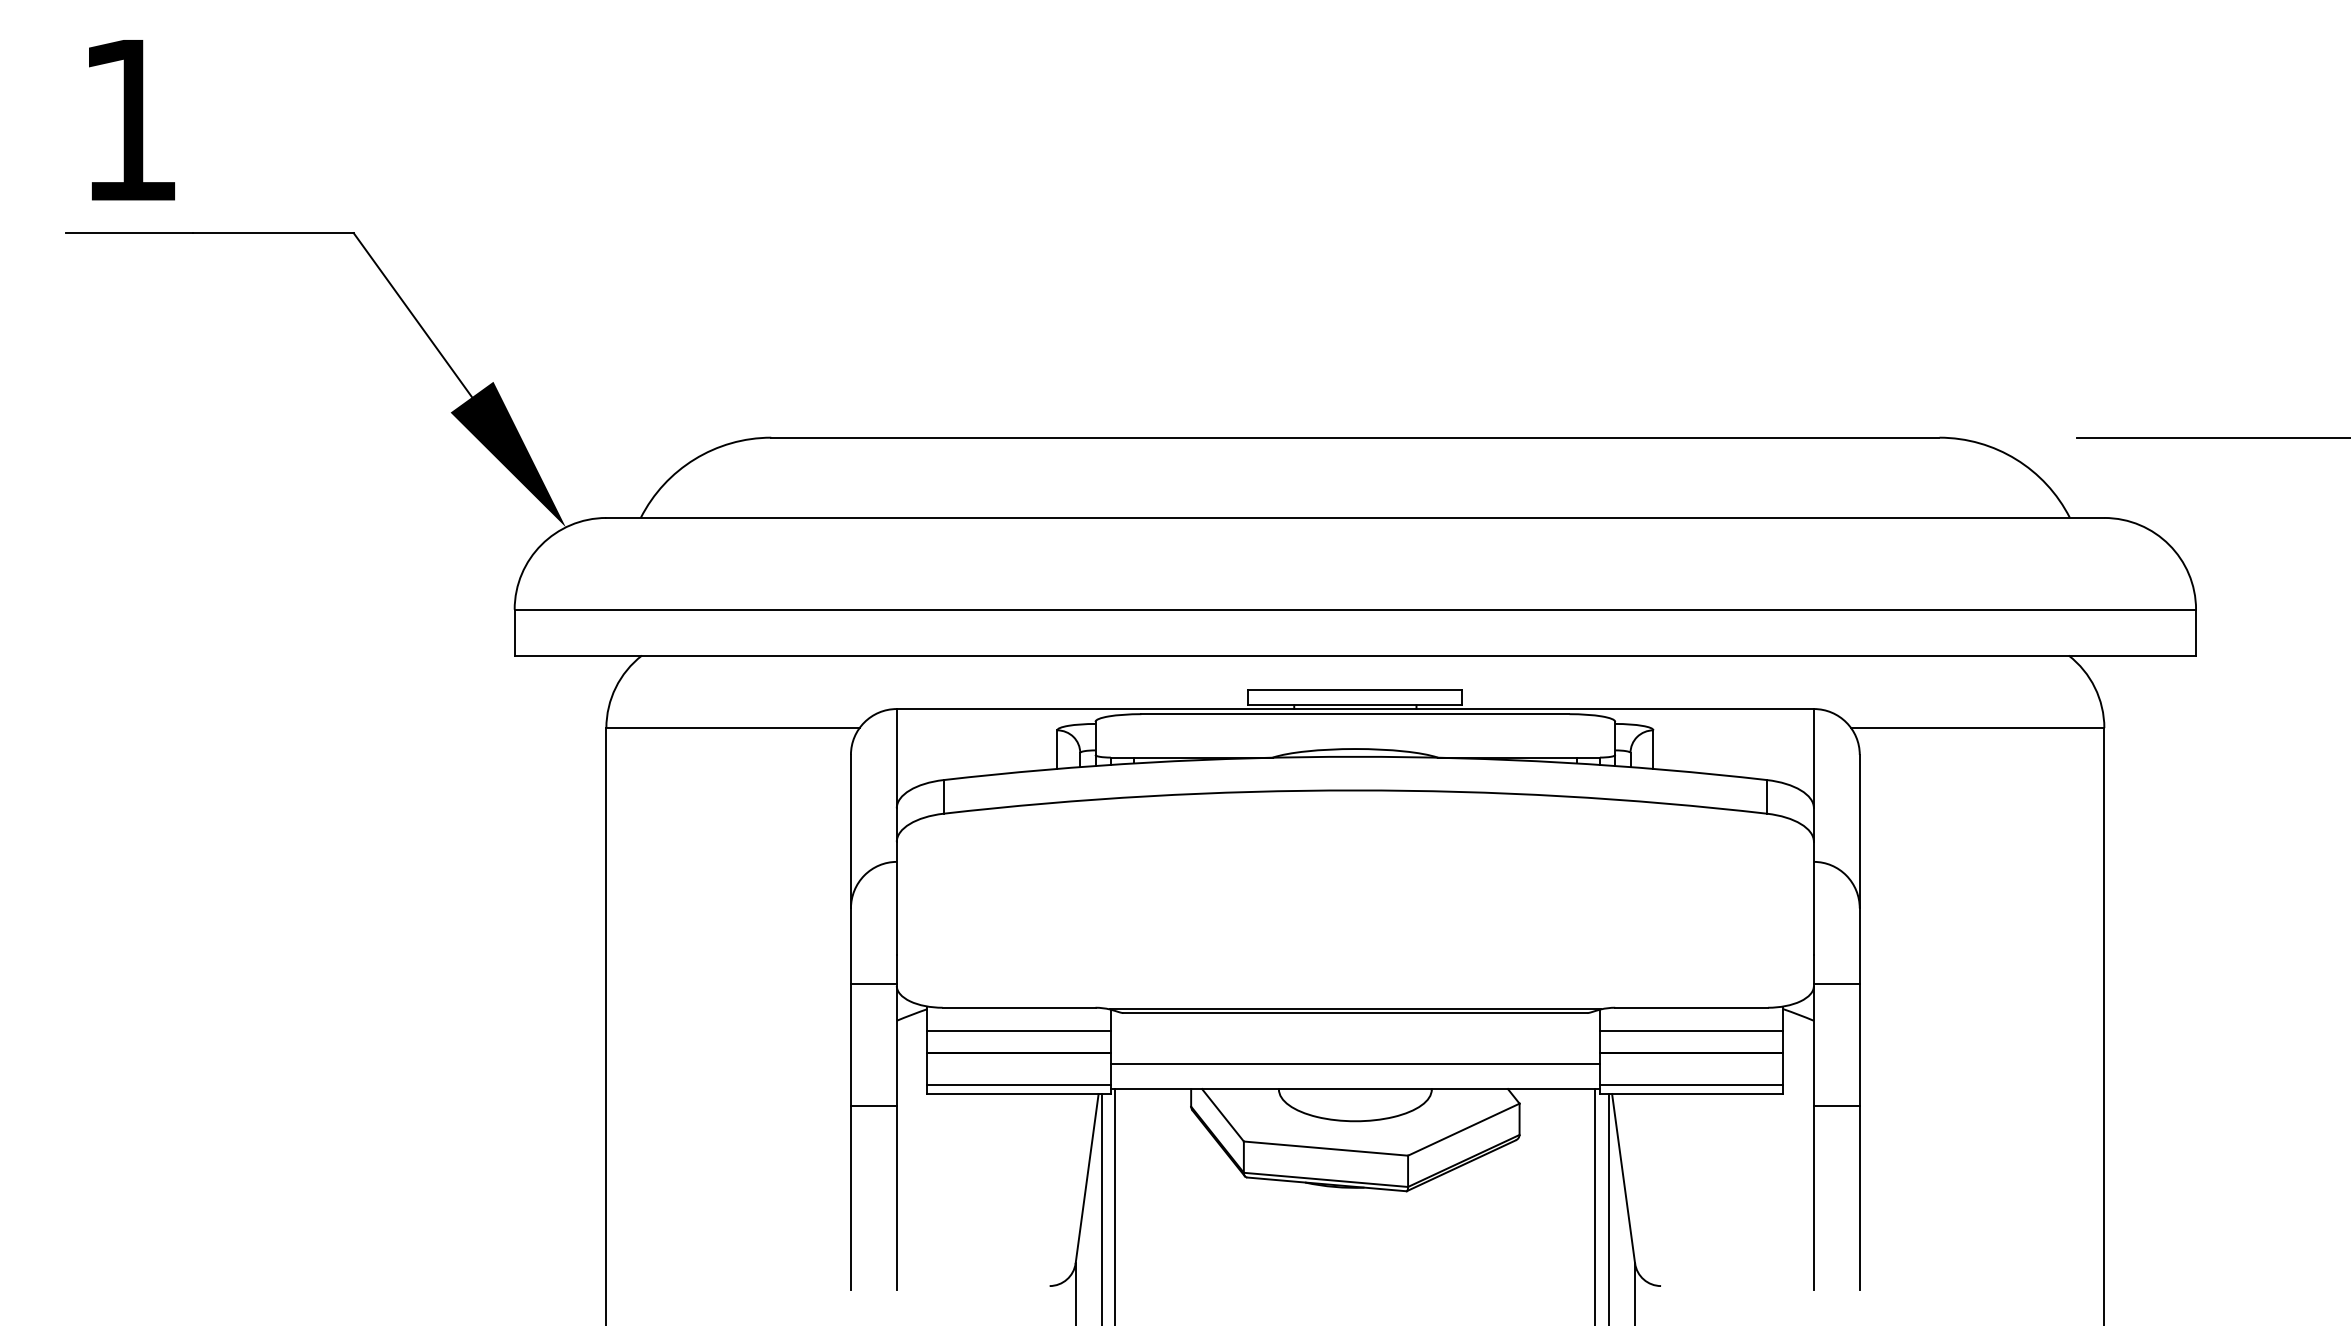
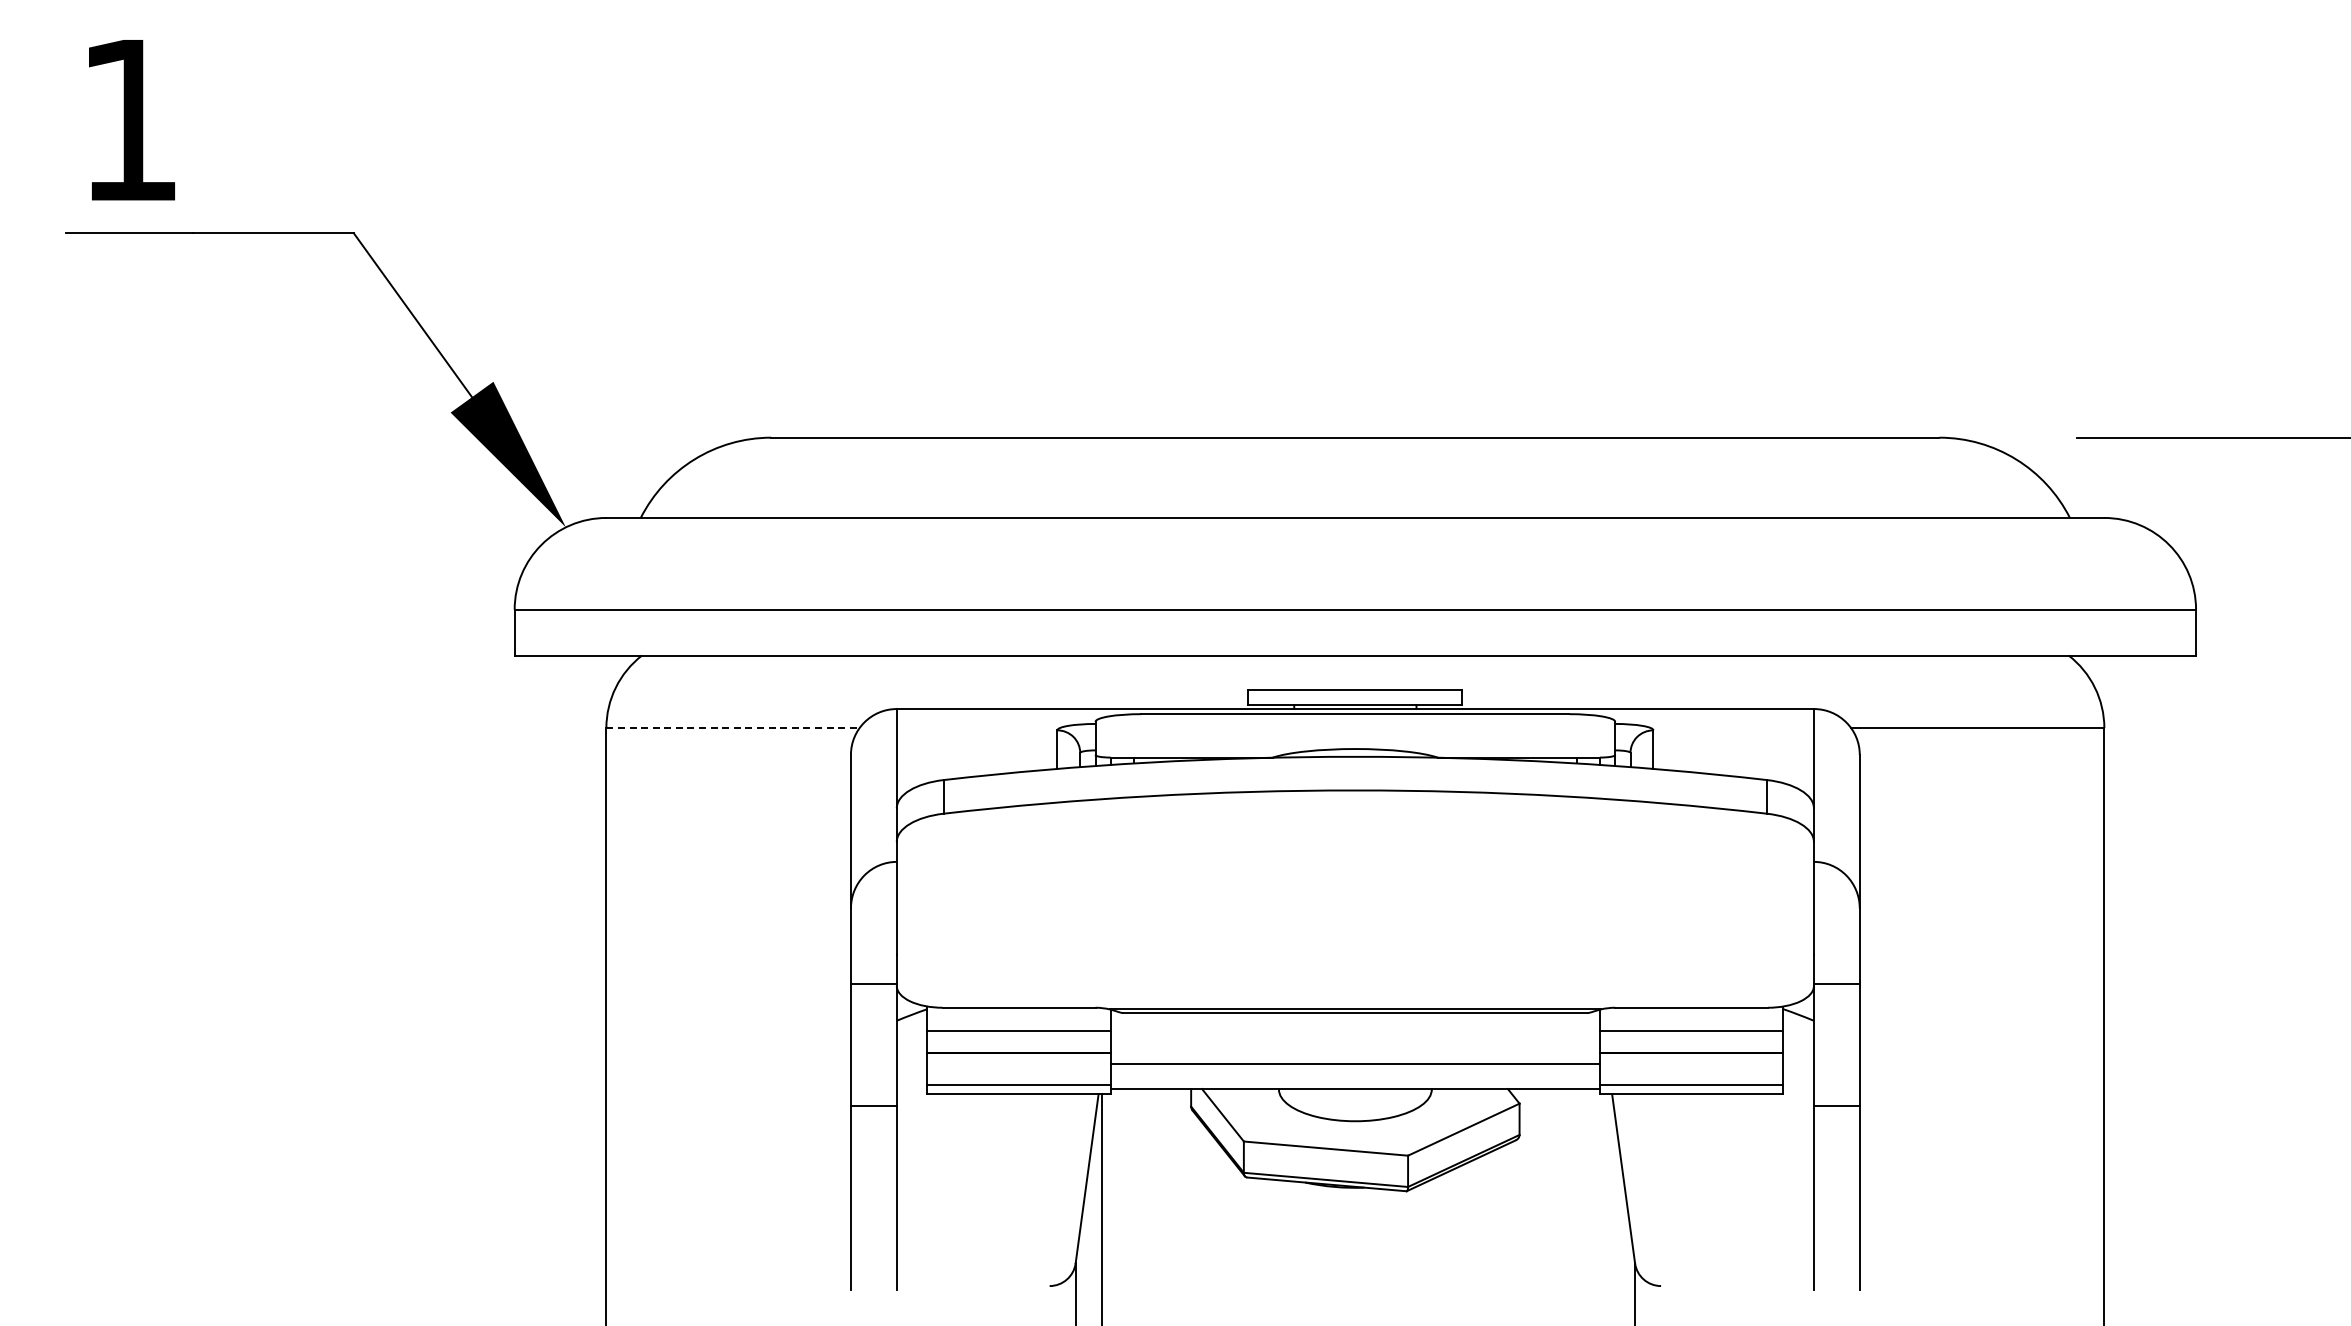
line: solid -> dashed (732, 728)
line: present -> none (1115, 1205)
line: present -> none (1595, 1205)
line: present -> none (1609, 1208)
